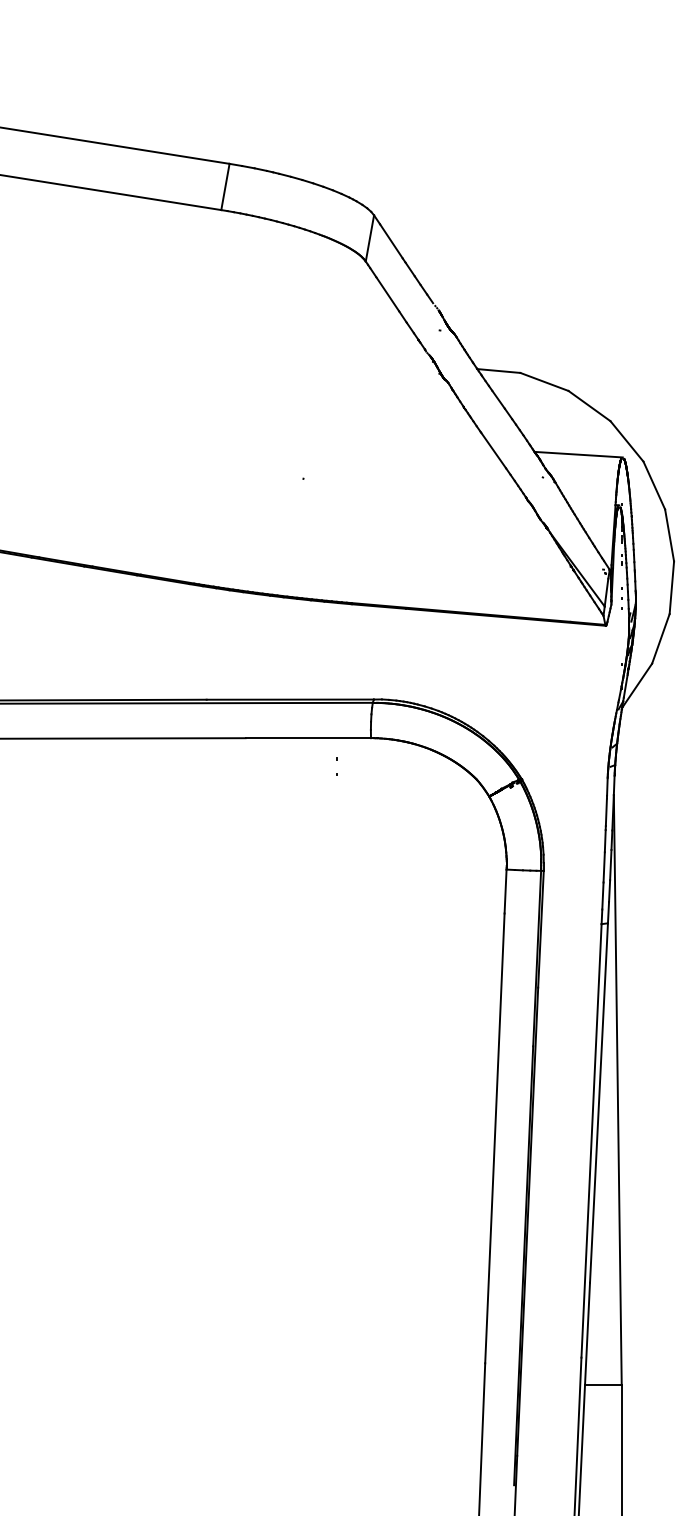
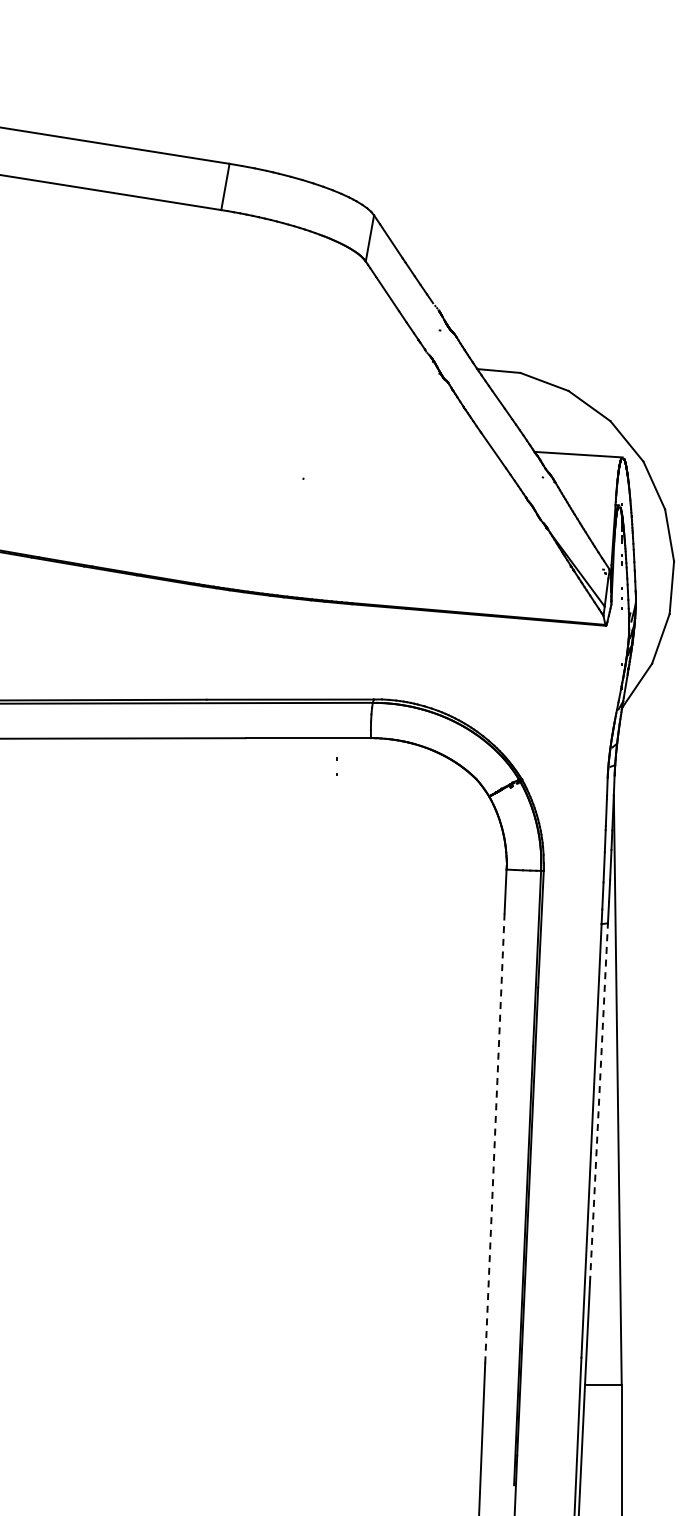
line: solid -> dashed (598, 1103)
line: solid -> dashed (494, 1138)
